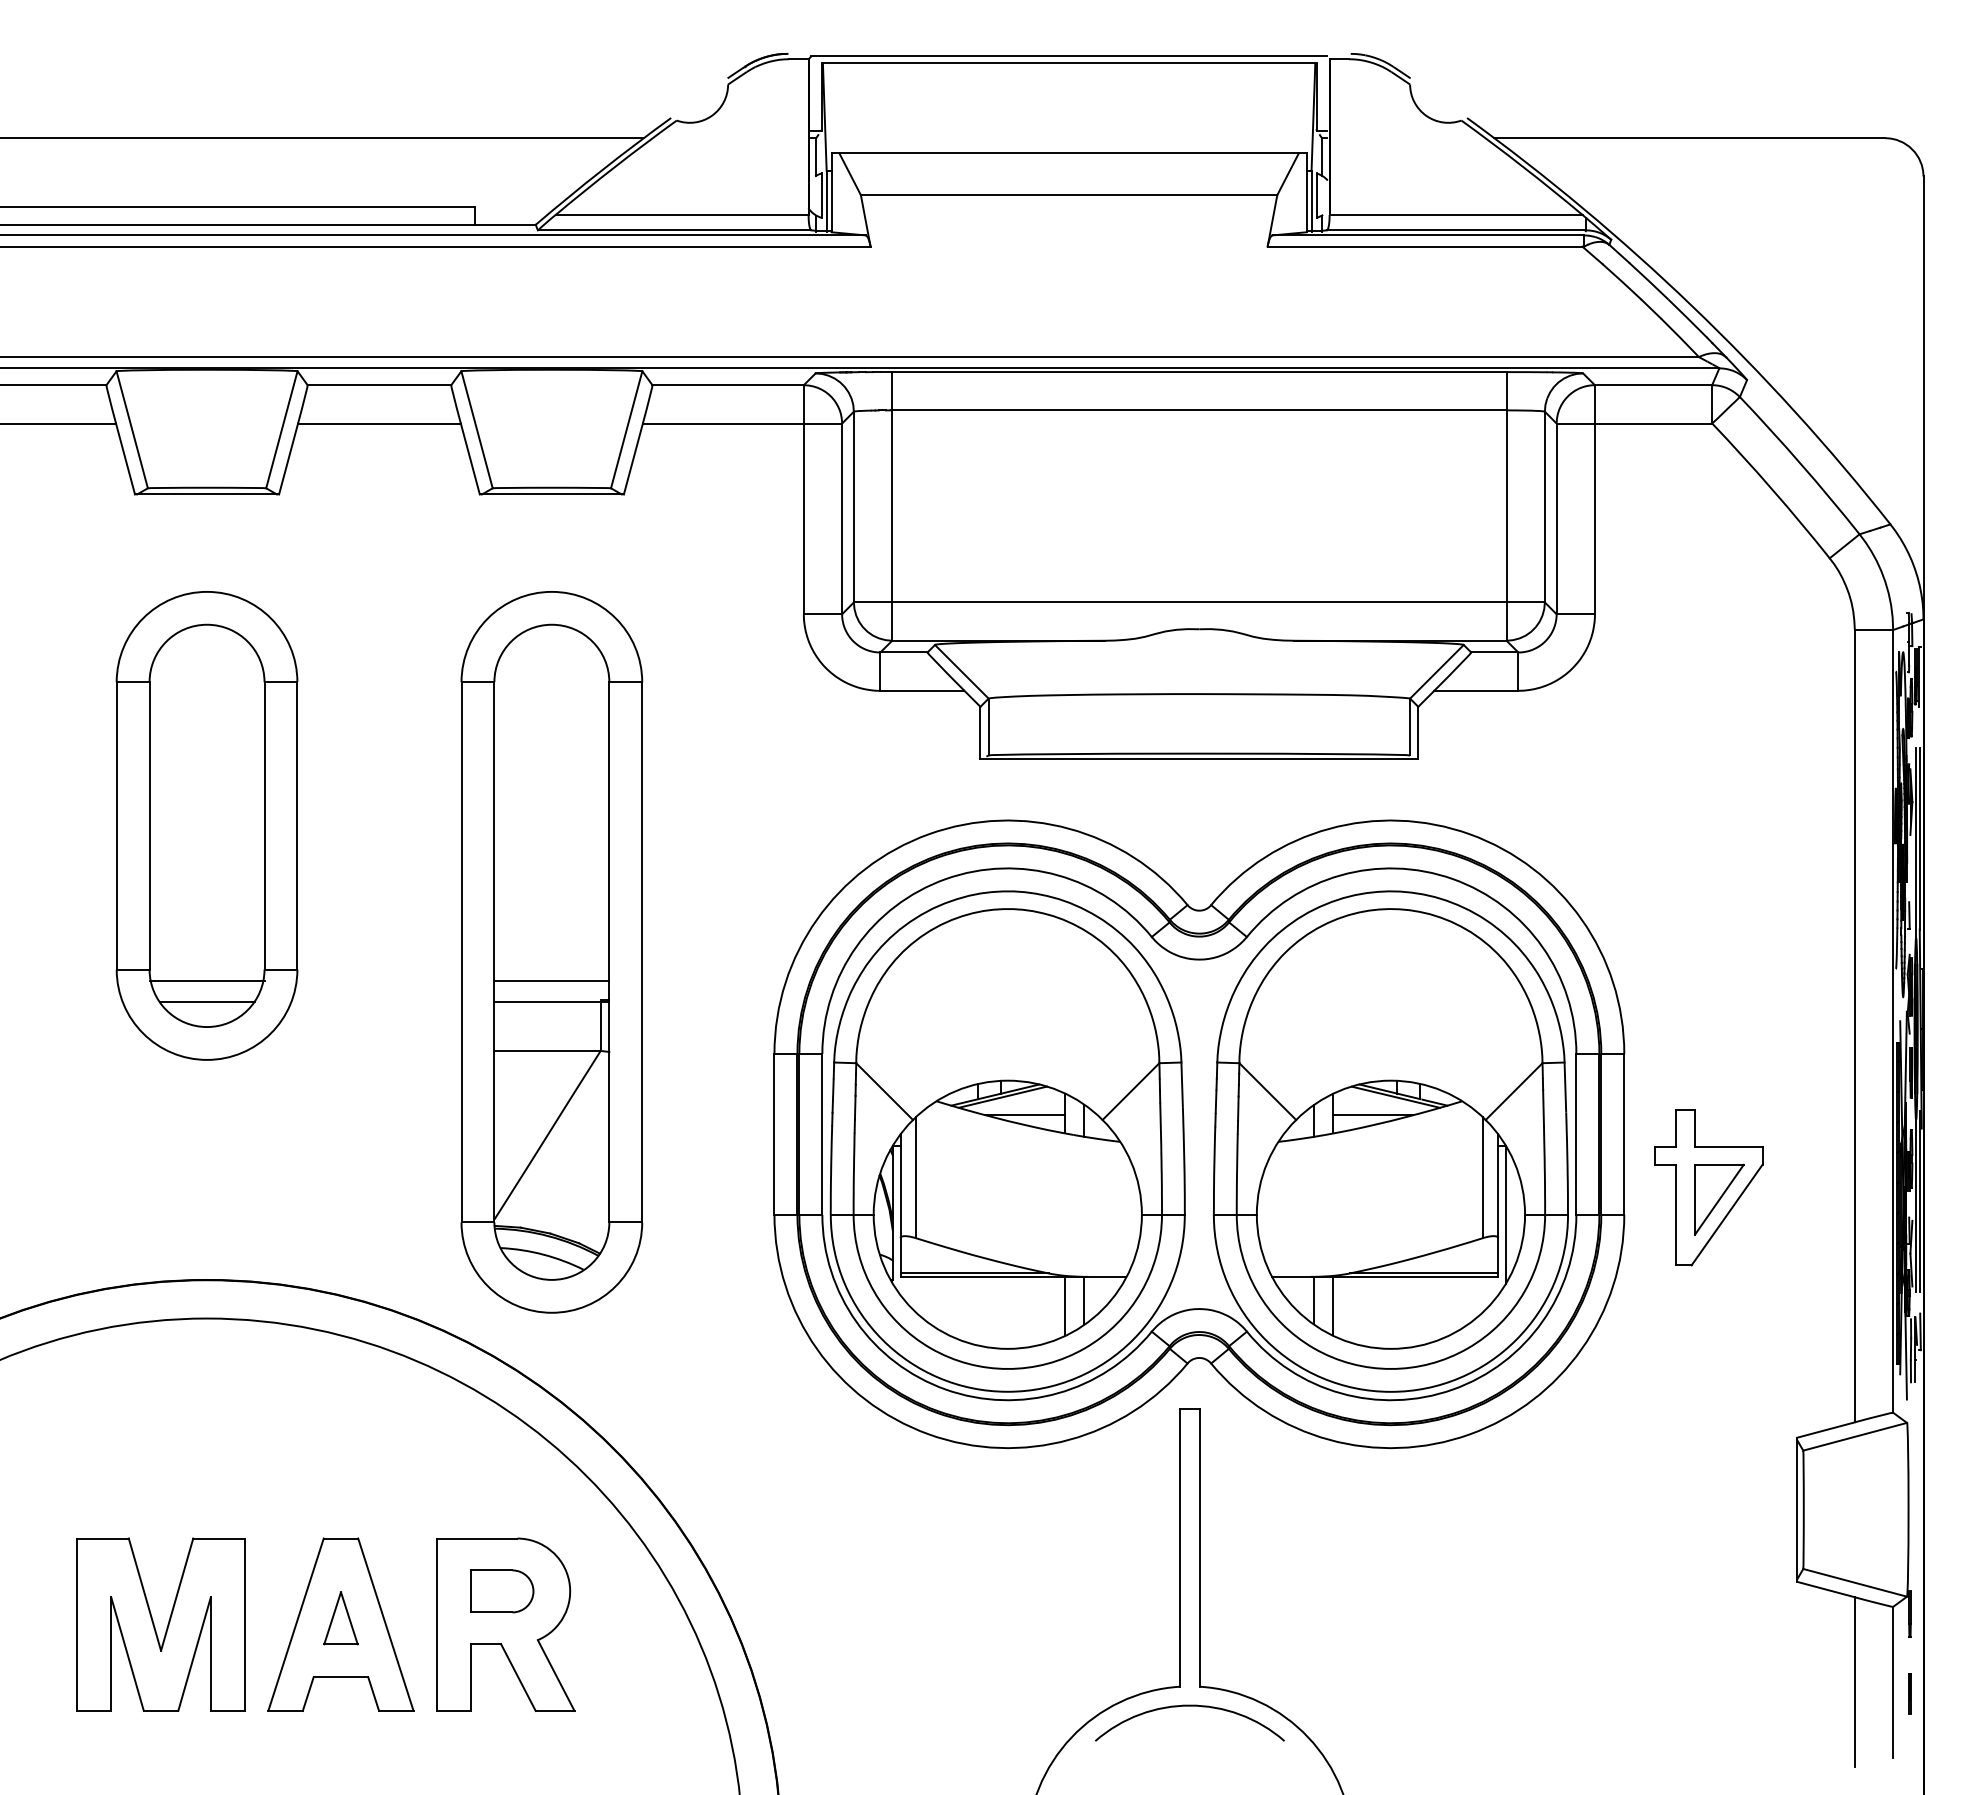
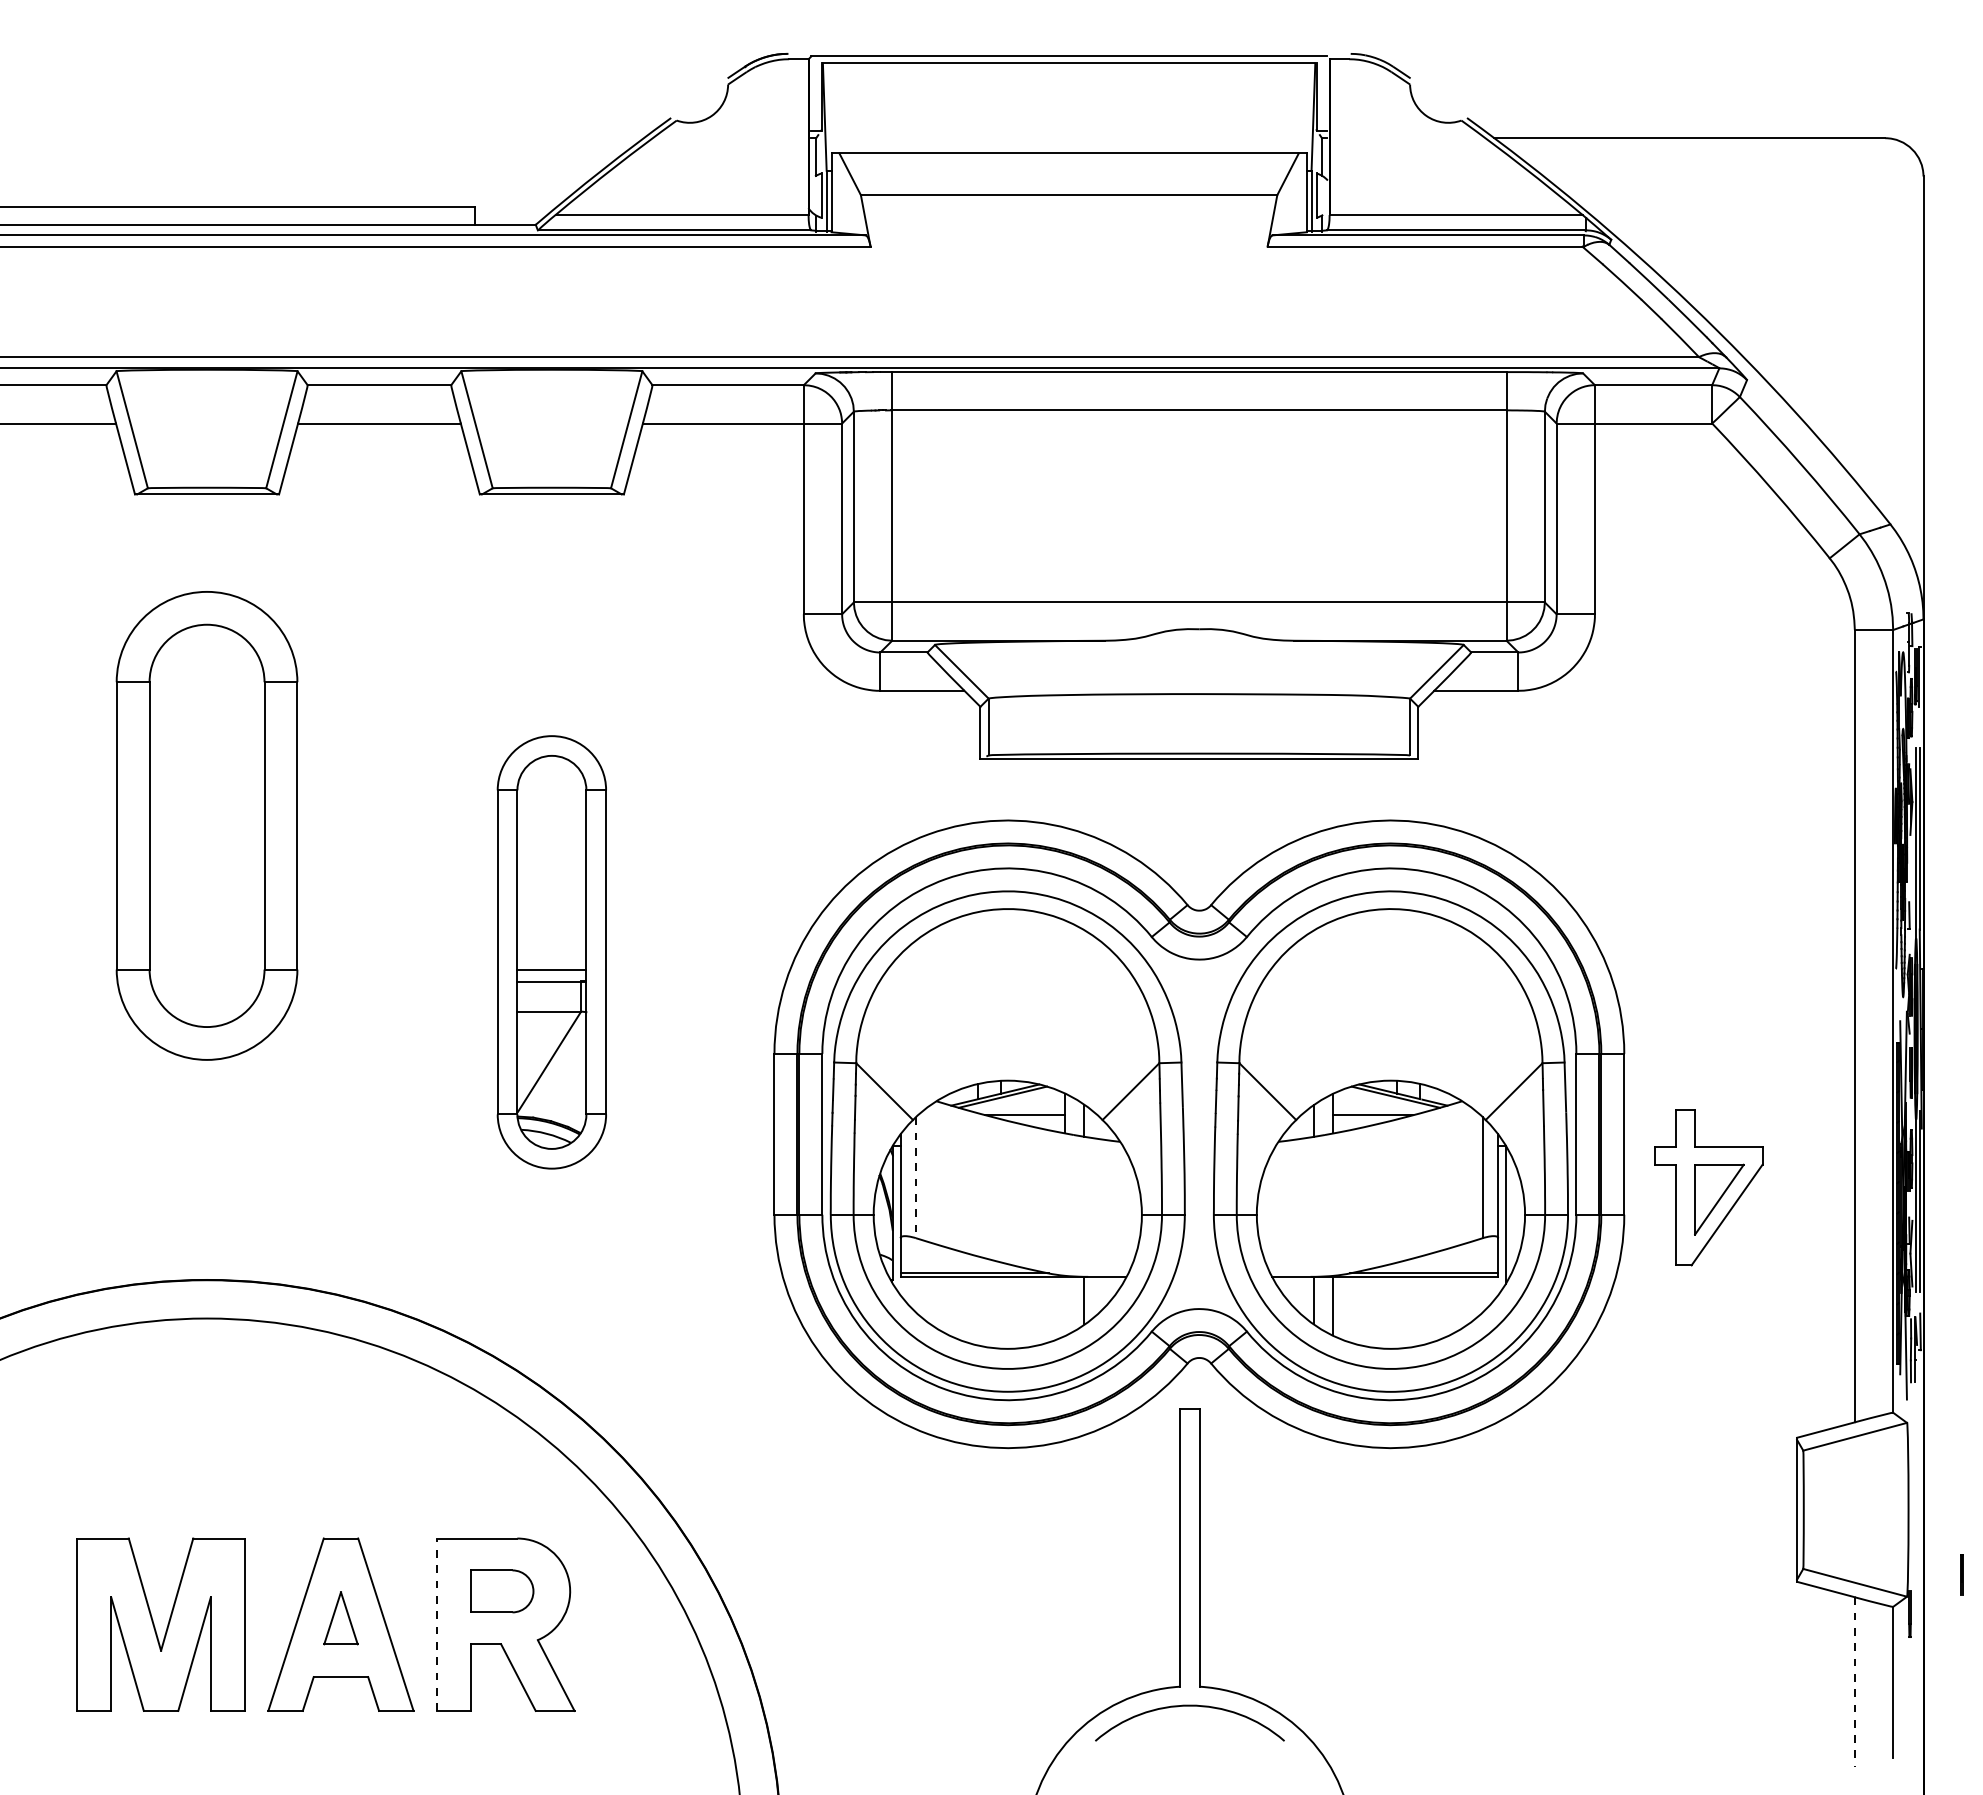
line: present -> none (322, 138)
part size: 184x723 px -> 111x435 px (551, 952)
line: present -> none (206, 981)
line: present -> none (206, 1001)
line: solid -> dashed (915, 1178)
line: present -> none (1065, 1305)
line: solid -> dashed (436, 1624)
line: solid -> dashed (1854, 1682)
line position: (1909, 1693) -> (1961, 1574) (1961, 1574)
